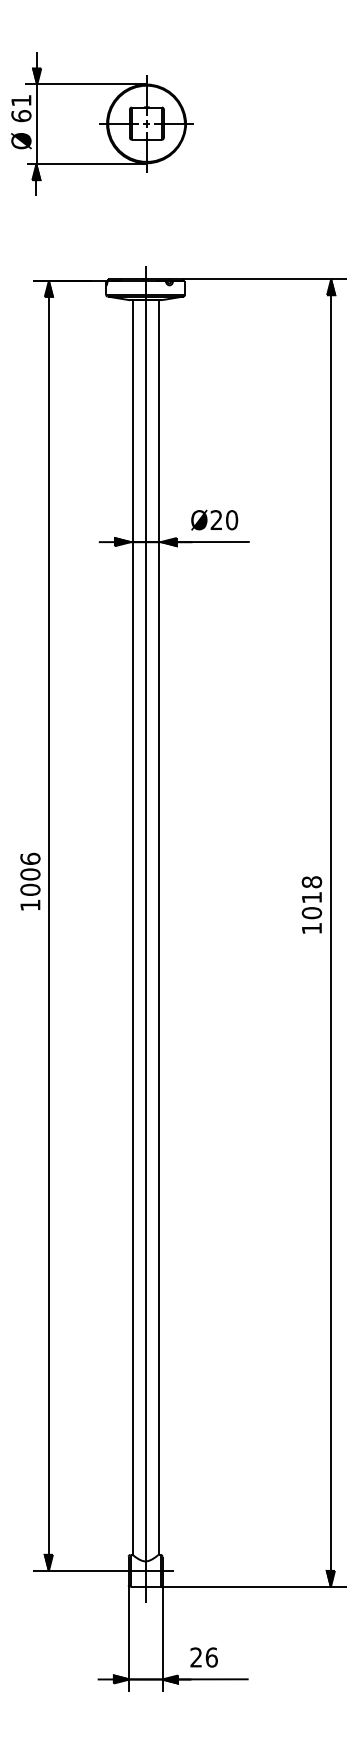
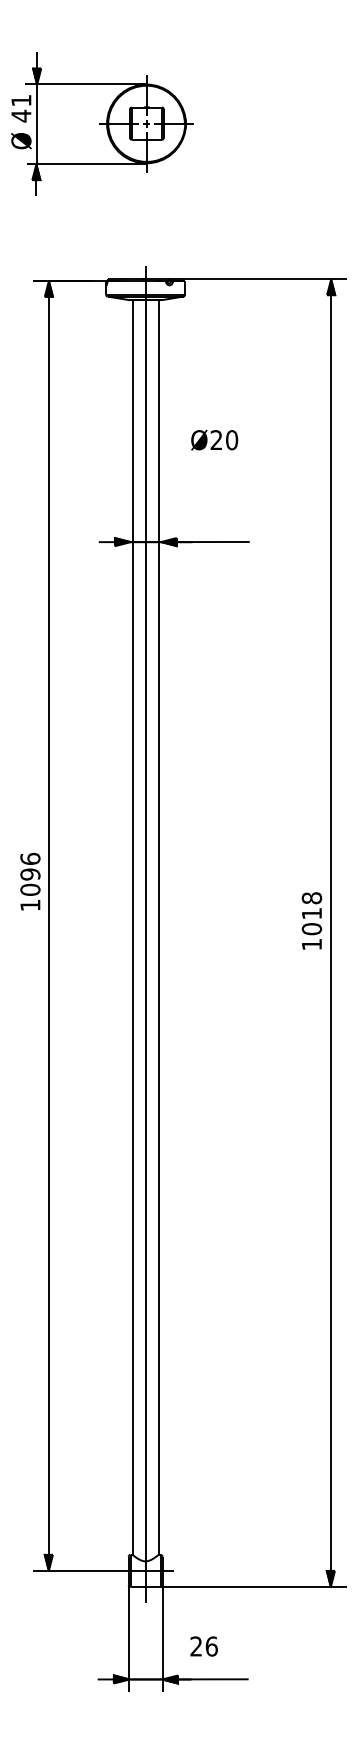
text: 61 -> 41 (21, 115)
text position: (214, 519) -> (214, 439) (214, 439)
text: 1006 -> 1096 (30, 874)
text position: (311, 904) -> (311, 920) (311, 920)
text position: (203, 1657) -> (203, 1646) (203, 1646)
